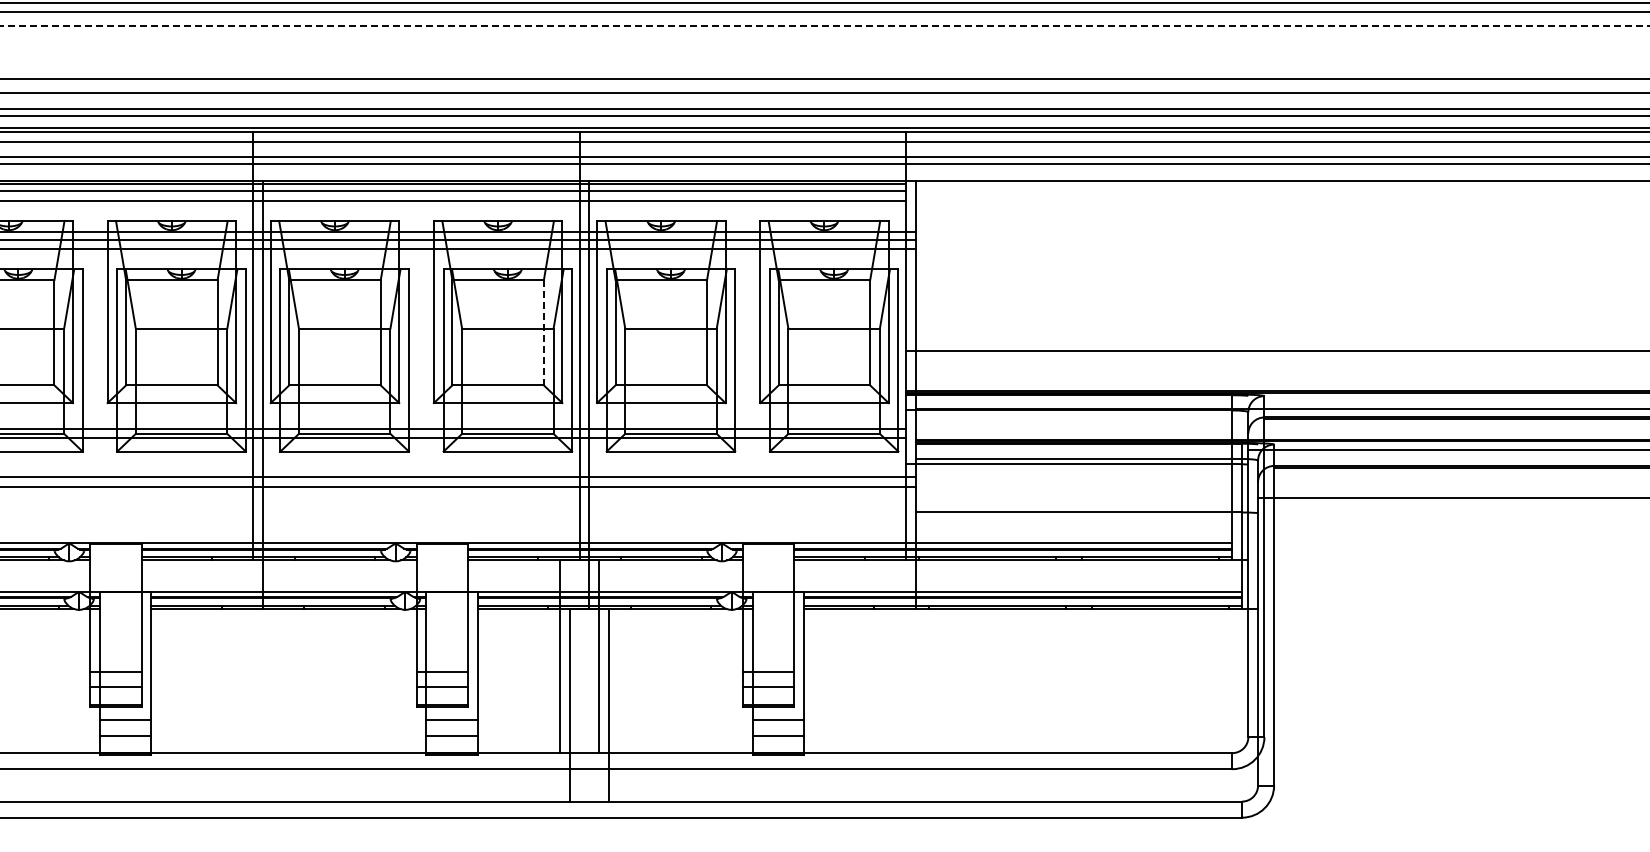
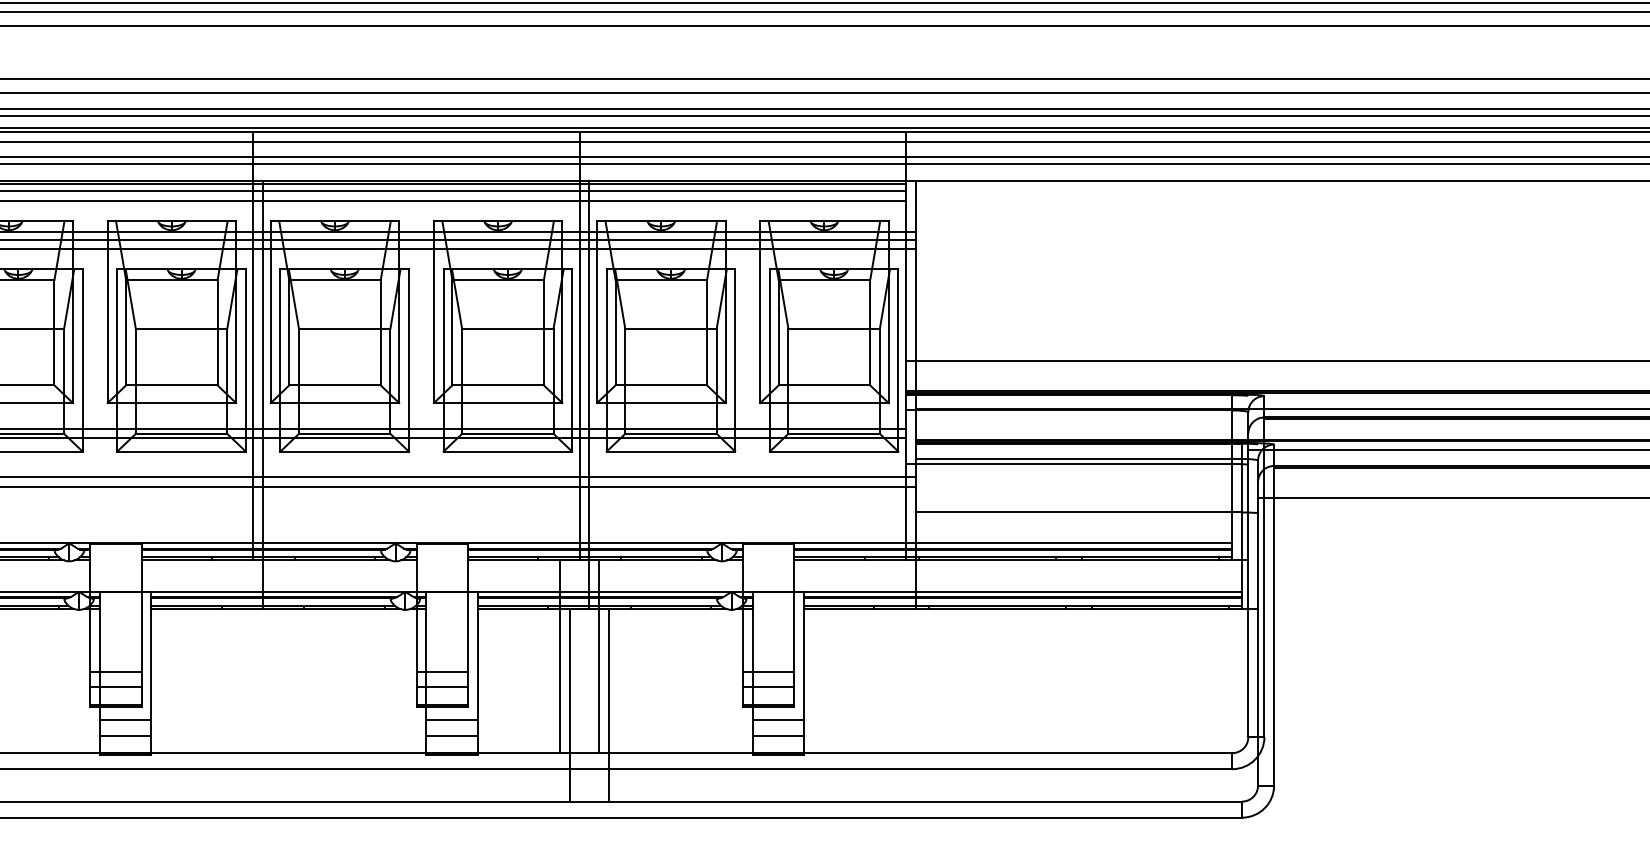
line: dashed -> solid (824, 26)
line: dashed -> solid (543, 332)
line position: (1276, 350) -> (1276, 360) (1276, 360)
